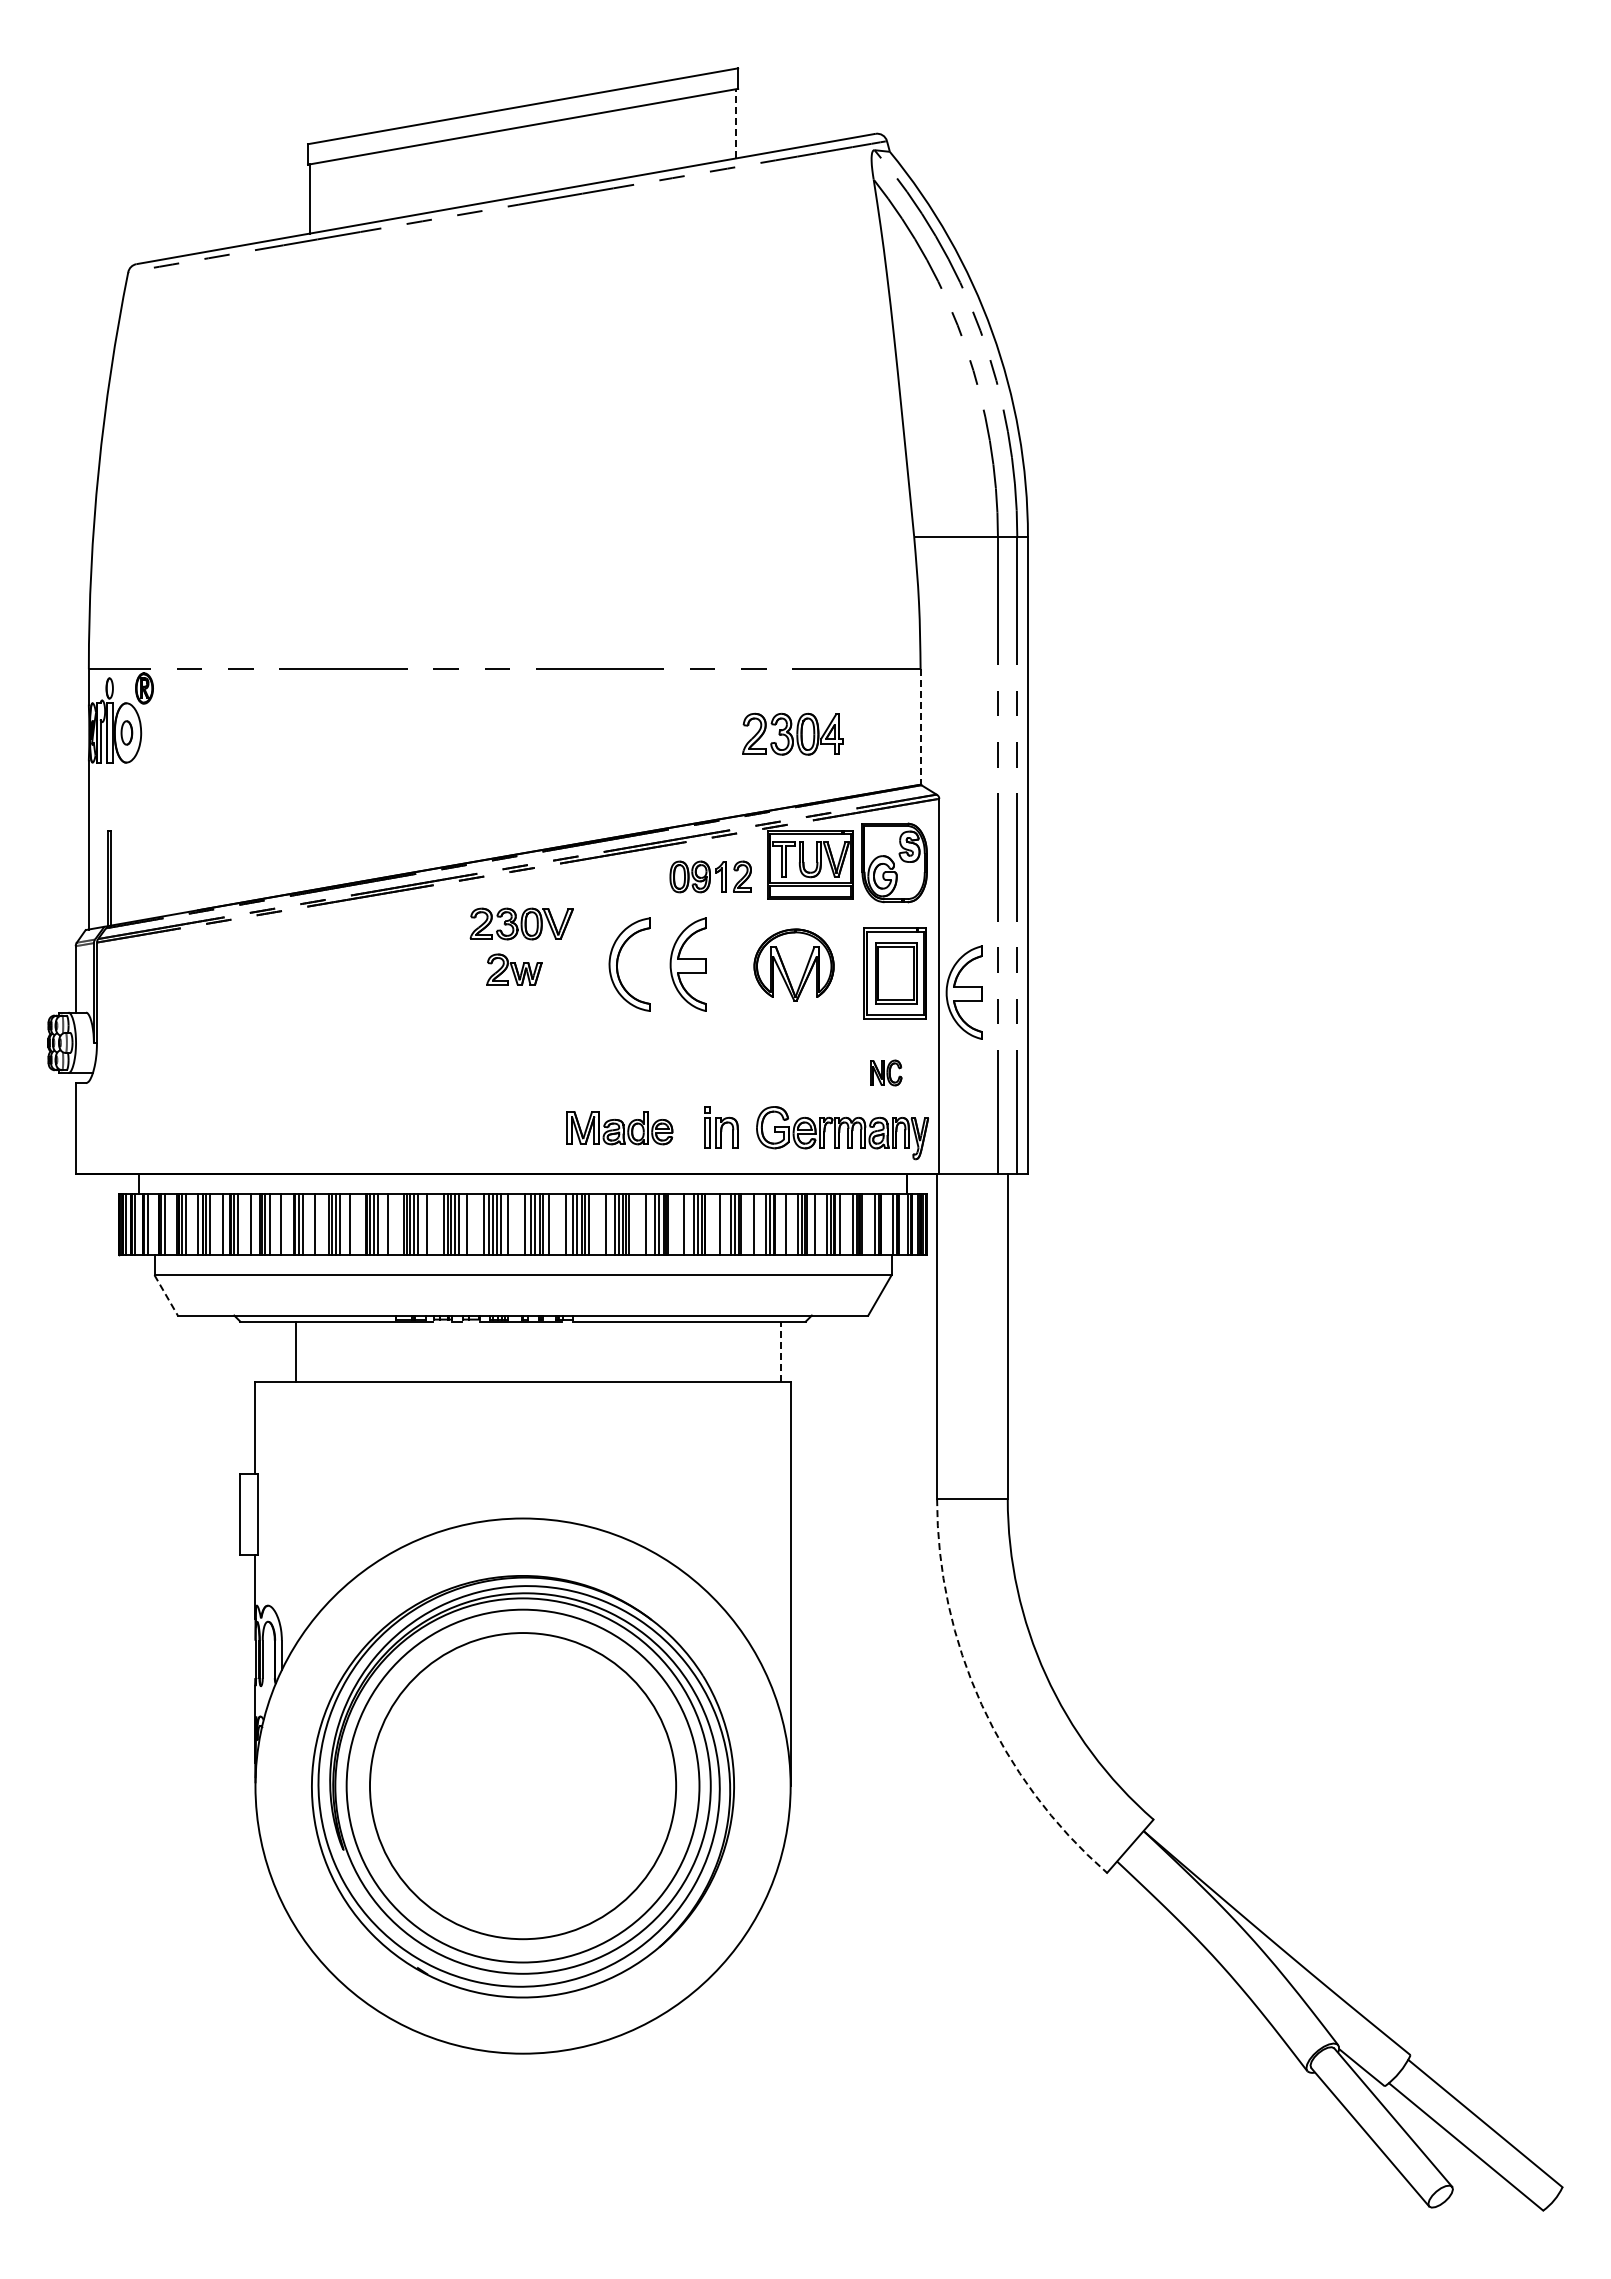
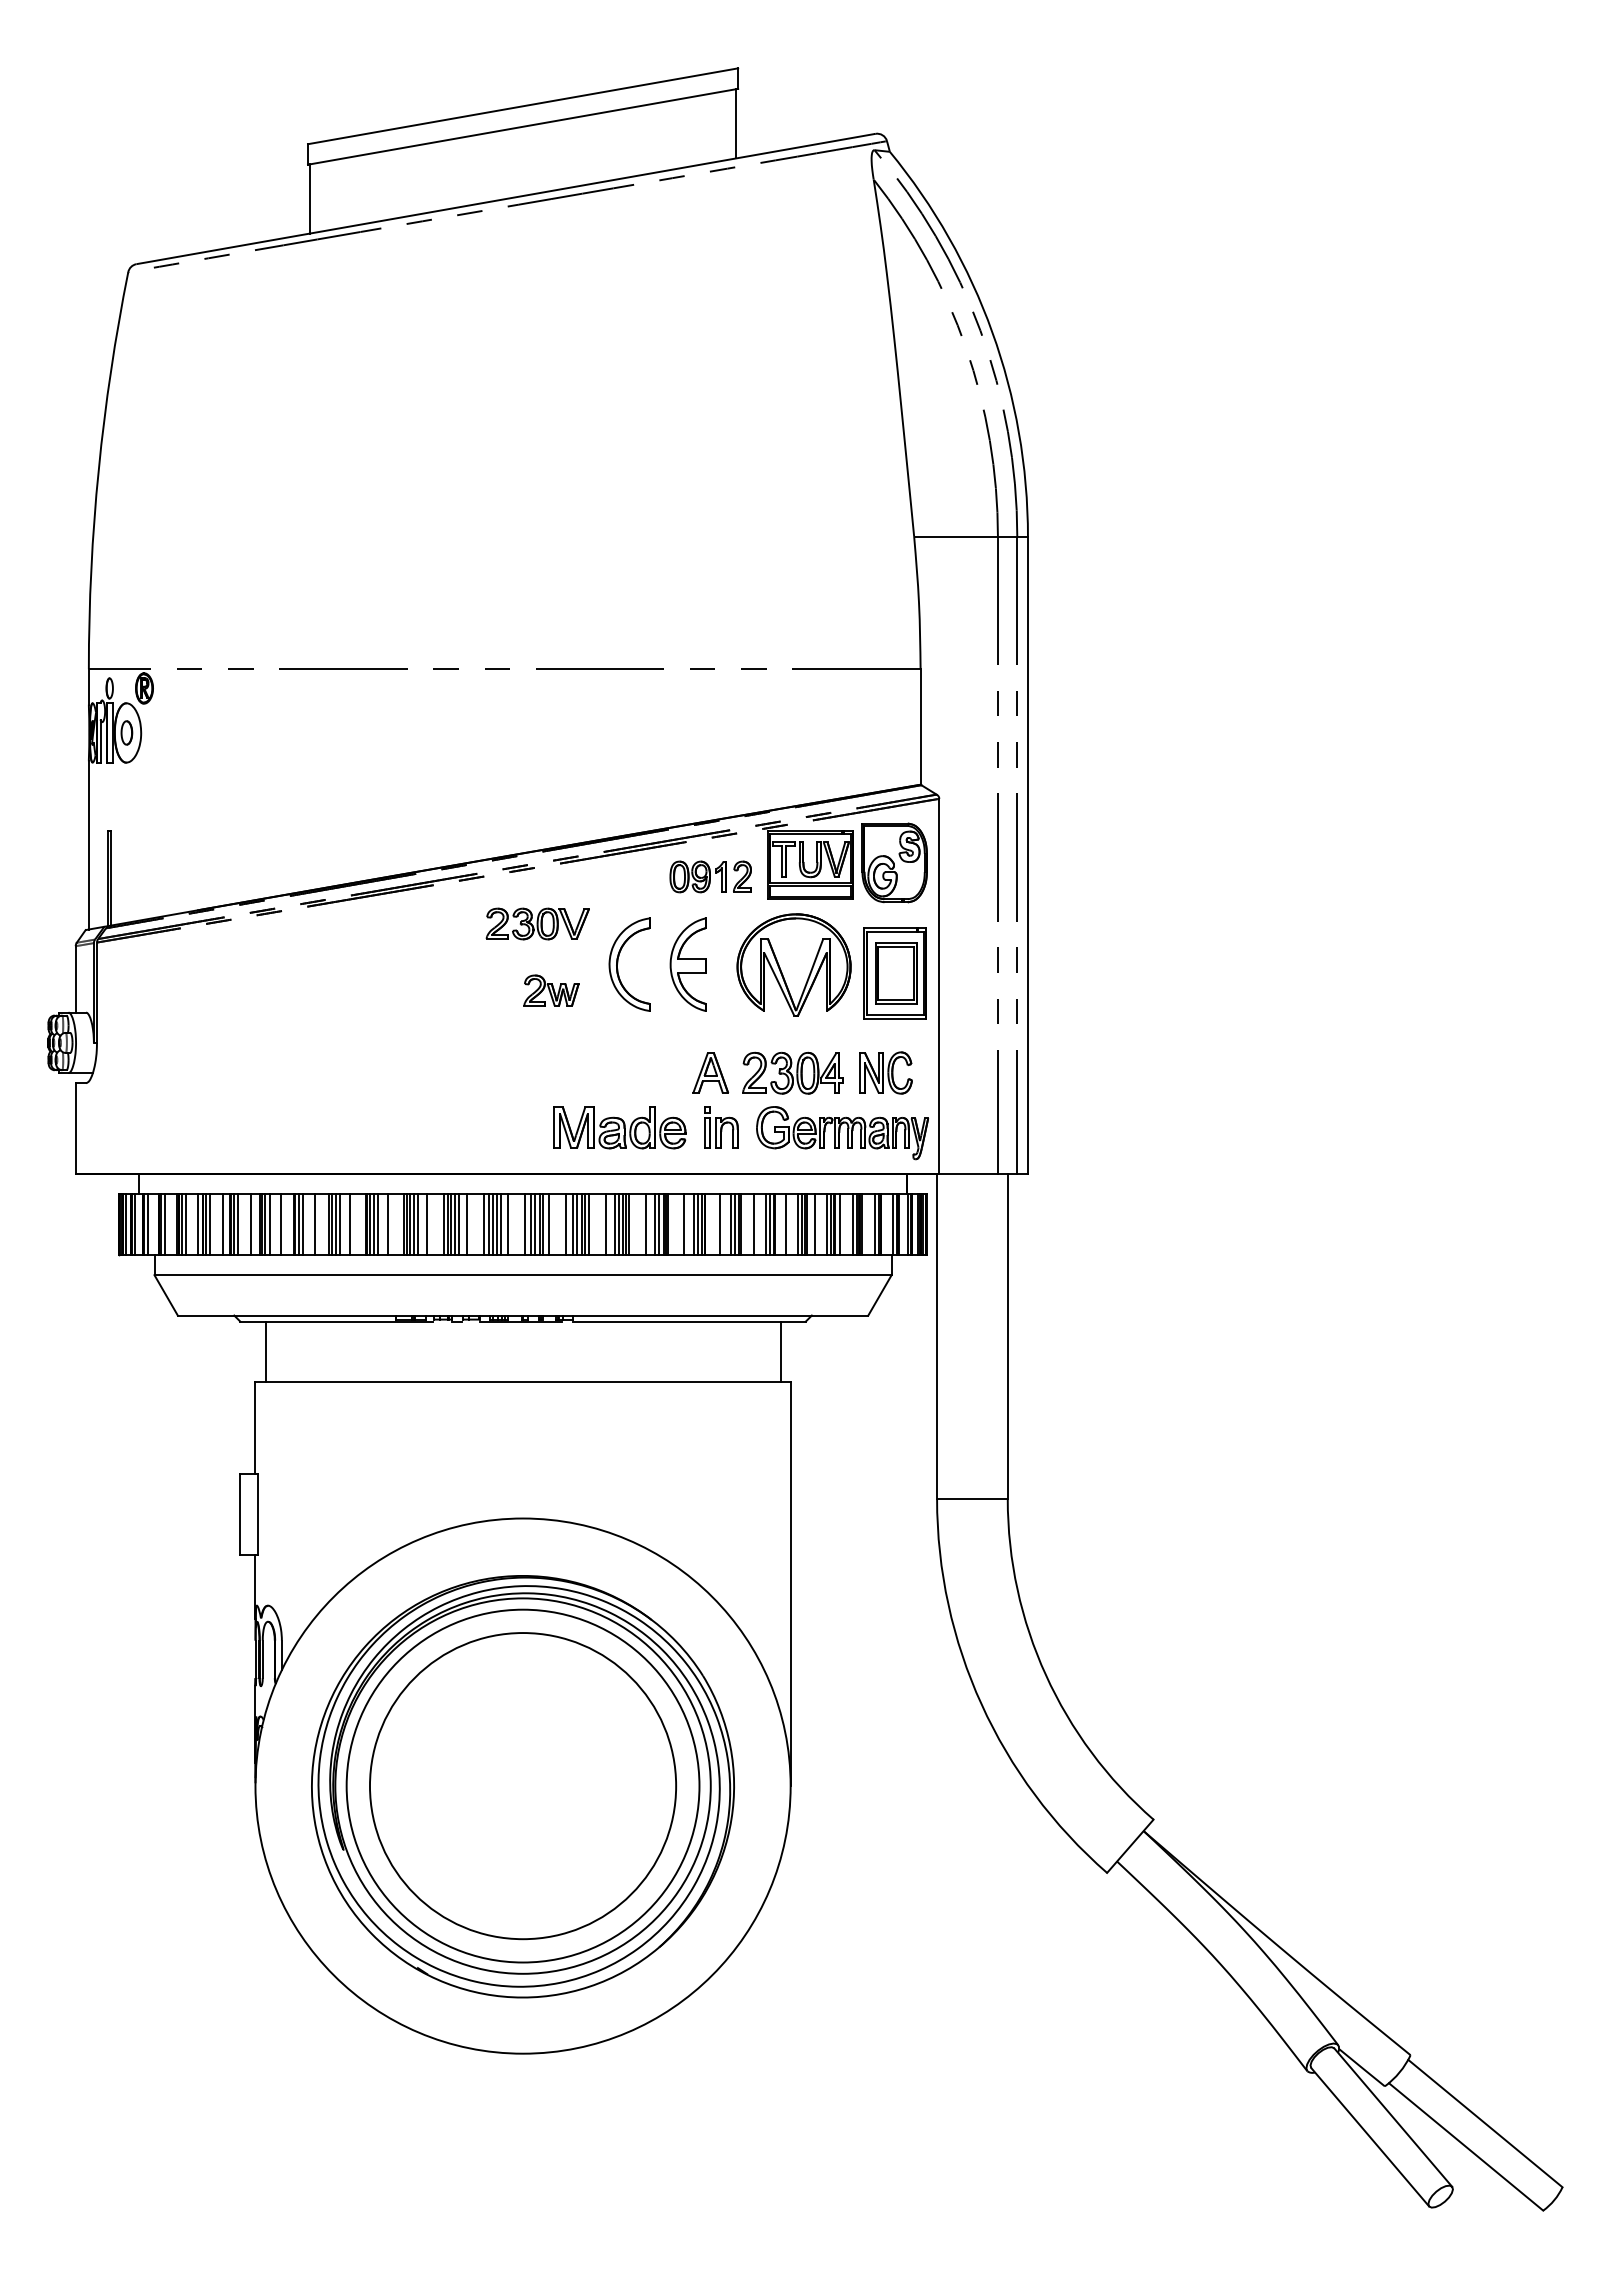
line: dashed -> solid (736, 123)
line: dashed -> solid (920, 727)
part position: (792, 733) -> (792, 1072) (792, 1072)
part position: (521, 923) -> (537, 923) (537, 923)
part size: 82x74 px -> 116x104 px (793, 964)
part position: (514, 969) -> (551, 990) (551, 990)
part: present -> none (963, 992)
part: none -> present (710, 1072)
part size: 33x28 px -> 54x44 px (885, 1072)
part size: 108x35 px -> 134x44 px (619, 1127)
line: dashed -> solid (166, 1295)
line position: (295, 1351) -> (265, 1351) (265, 1351)
line: dashed -> solid (780, 1351)
arc: dashed -> solid (981, 1704)
